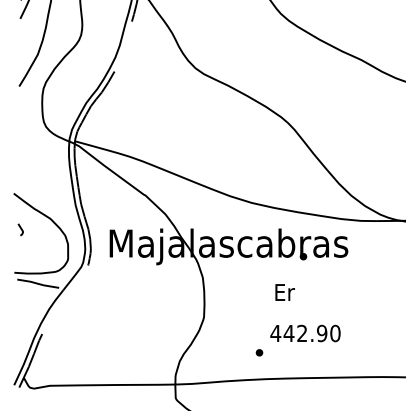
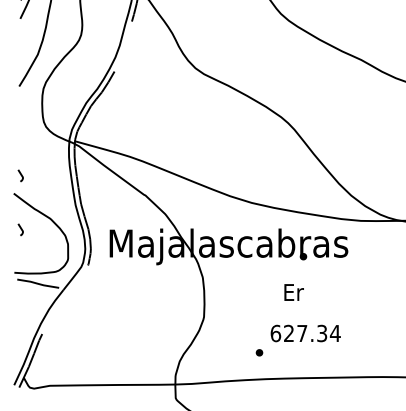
line: none -> present (20, 175)
text position: (284, 292) -> (293, 292) (293, 292)
text: 442.90 -> 627.34 (305, 333)
